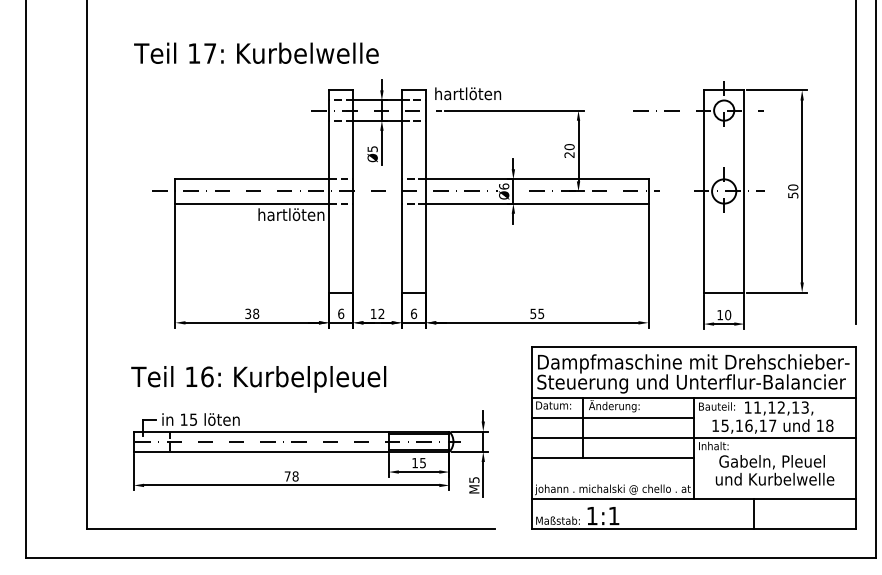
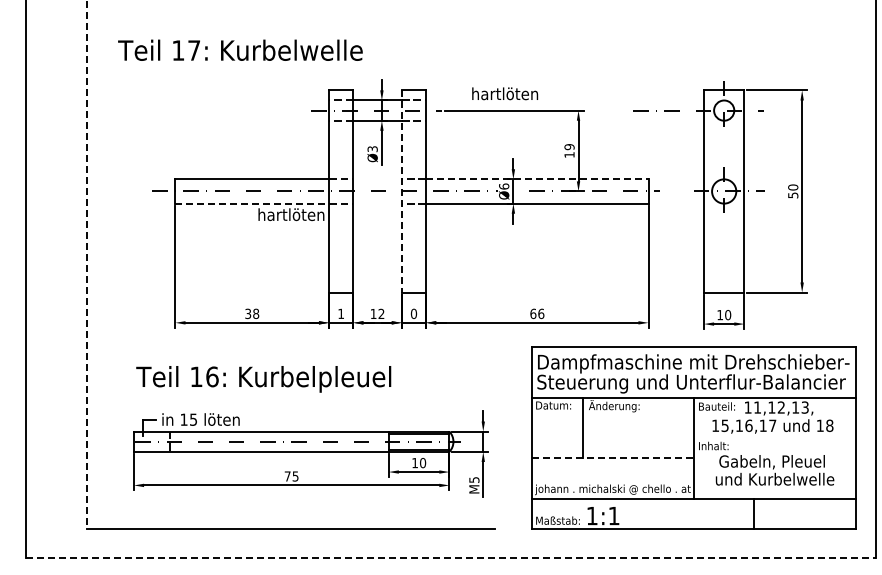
text position: (256, 52) -> (240, 49) (240, 49)
text position: (468, 93) -> (505, 93) (505, 93)
text: Ø5 -> Ø3 (371, 148)
text: 20 -> 19 (569, 150)
line: present -> none (855, 163)
line: solid -> dashed (537, 179)
line: solid -> dashed (401, 192)
line: solid -> dashed (252, 203)
line: solid -> dashed (87, 265)
text: 6 -> 1 (341, 313)
text: 6 -> 0 (414, 313)
text: 55 -> 66 (537, 313)
text position: (258, 379) -> (263, 379) (263, 379)
line: present -> none (612, 418)
line: present -> none (693, 438)
line: solid -> dashed (612, 458)
text: 15 -> 10 (423, 463)
text: 78 -> 75 (295, 476)
line: solid -> dashed (451, 557)
